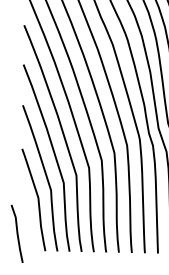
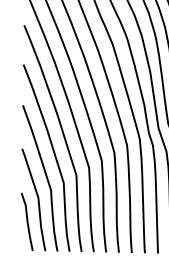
line position: (16, 233) -> (26, 221) (26, 221)
